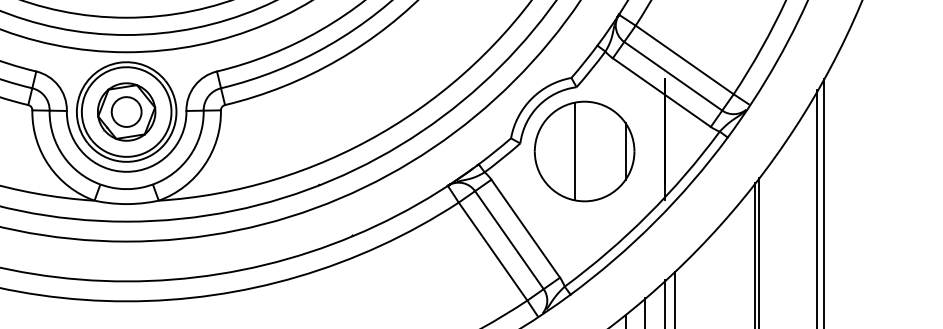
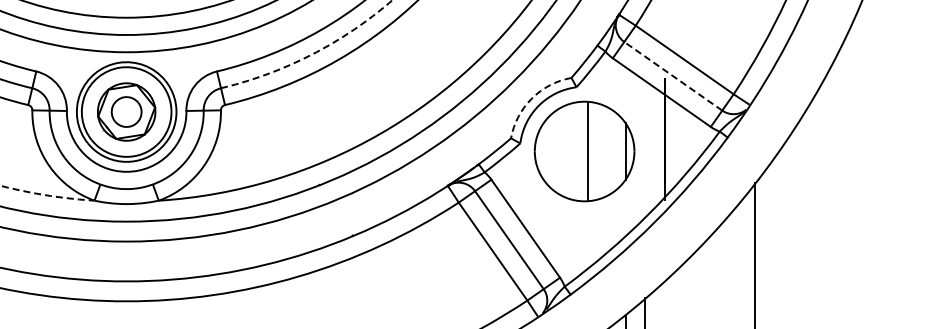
arc: solid -> dashed (312, 54)
line: solid -> dashed (673, 76)
arc: solid -> dashed (531, 98)
line position: (575, 151) -> (588, 151) (588, 151)
arc: solid -> dashed (47, 195)
line: present -> none (824, 201)
line: present -> none (817, 207)
line: present -> none (758, 251)
line: present -> none (674, 298)
line: present -> none (664, 302)
